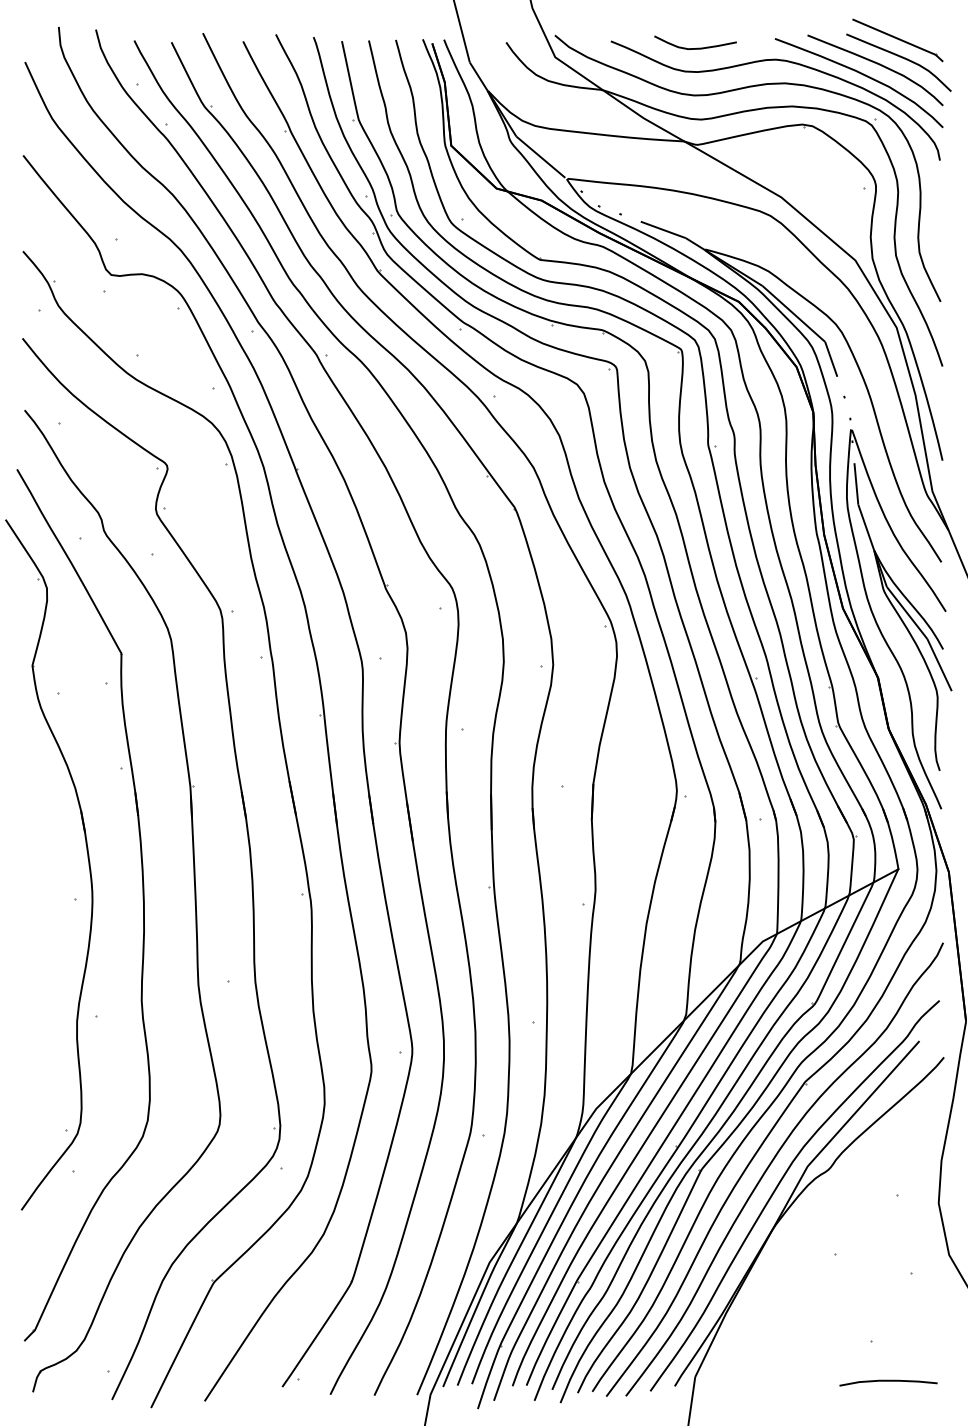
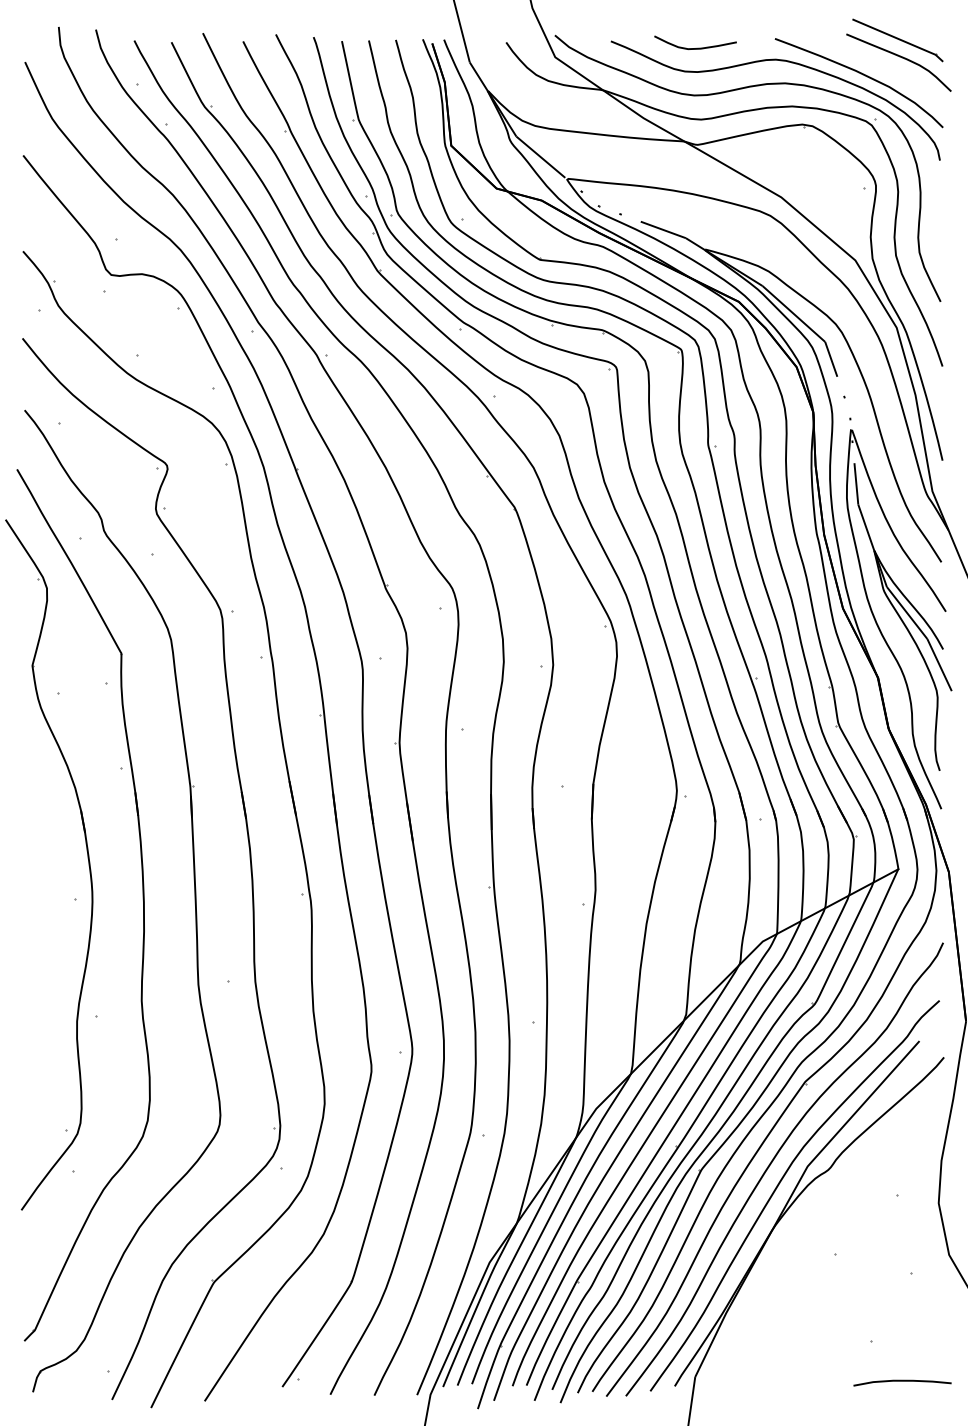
curve: present -> none (876, 64)
curve position: (888, 1381) -> (902, 1381) (902, 1381)
